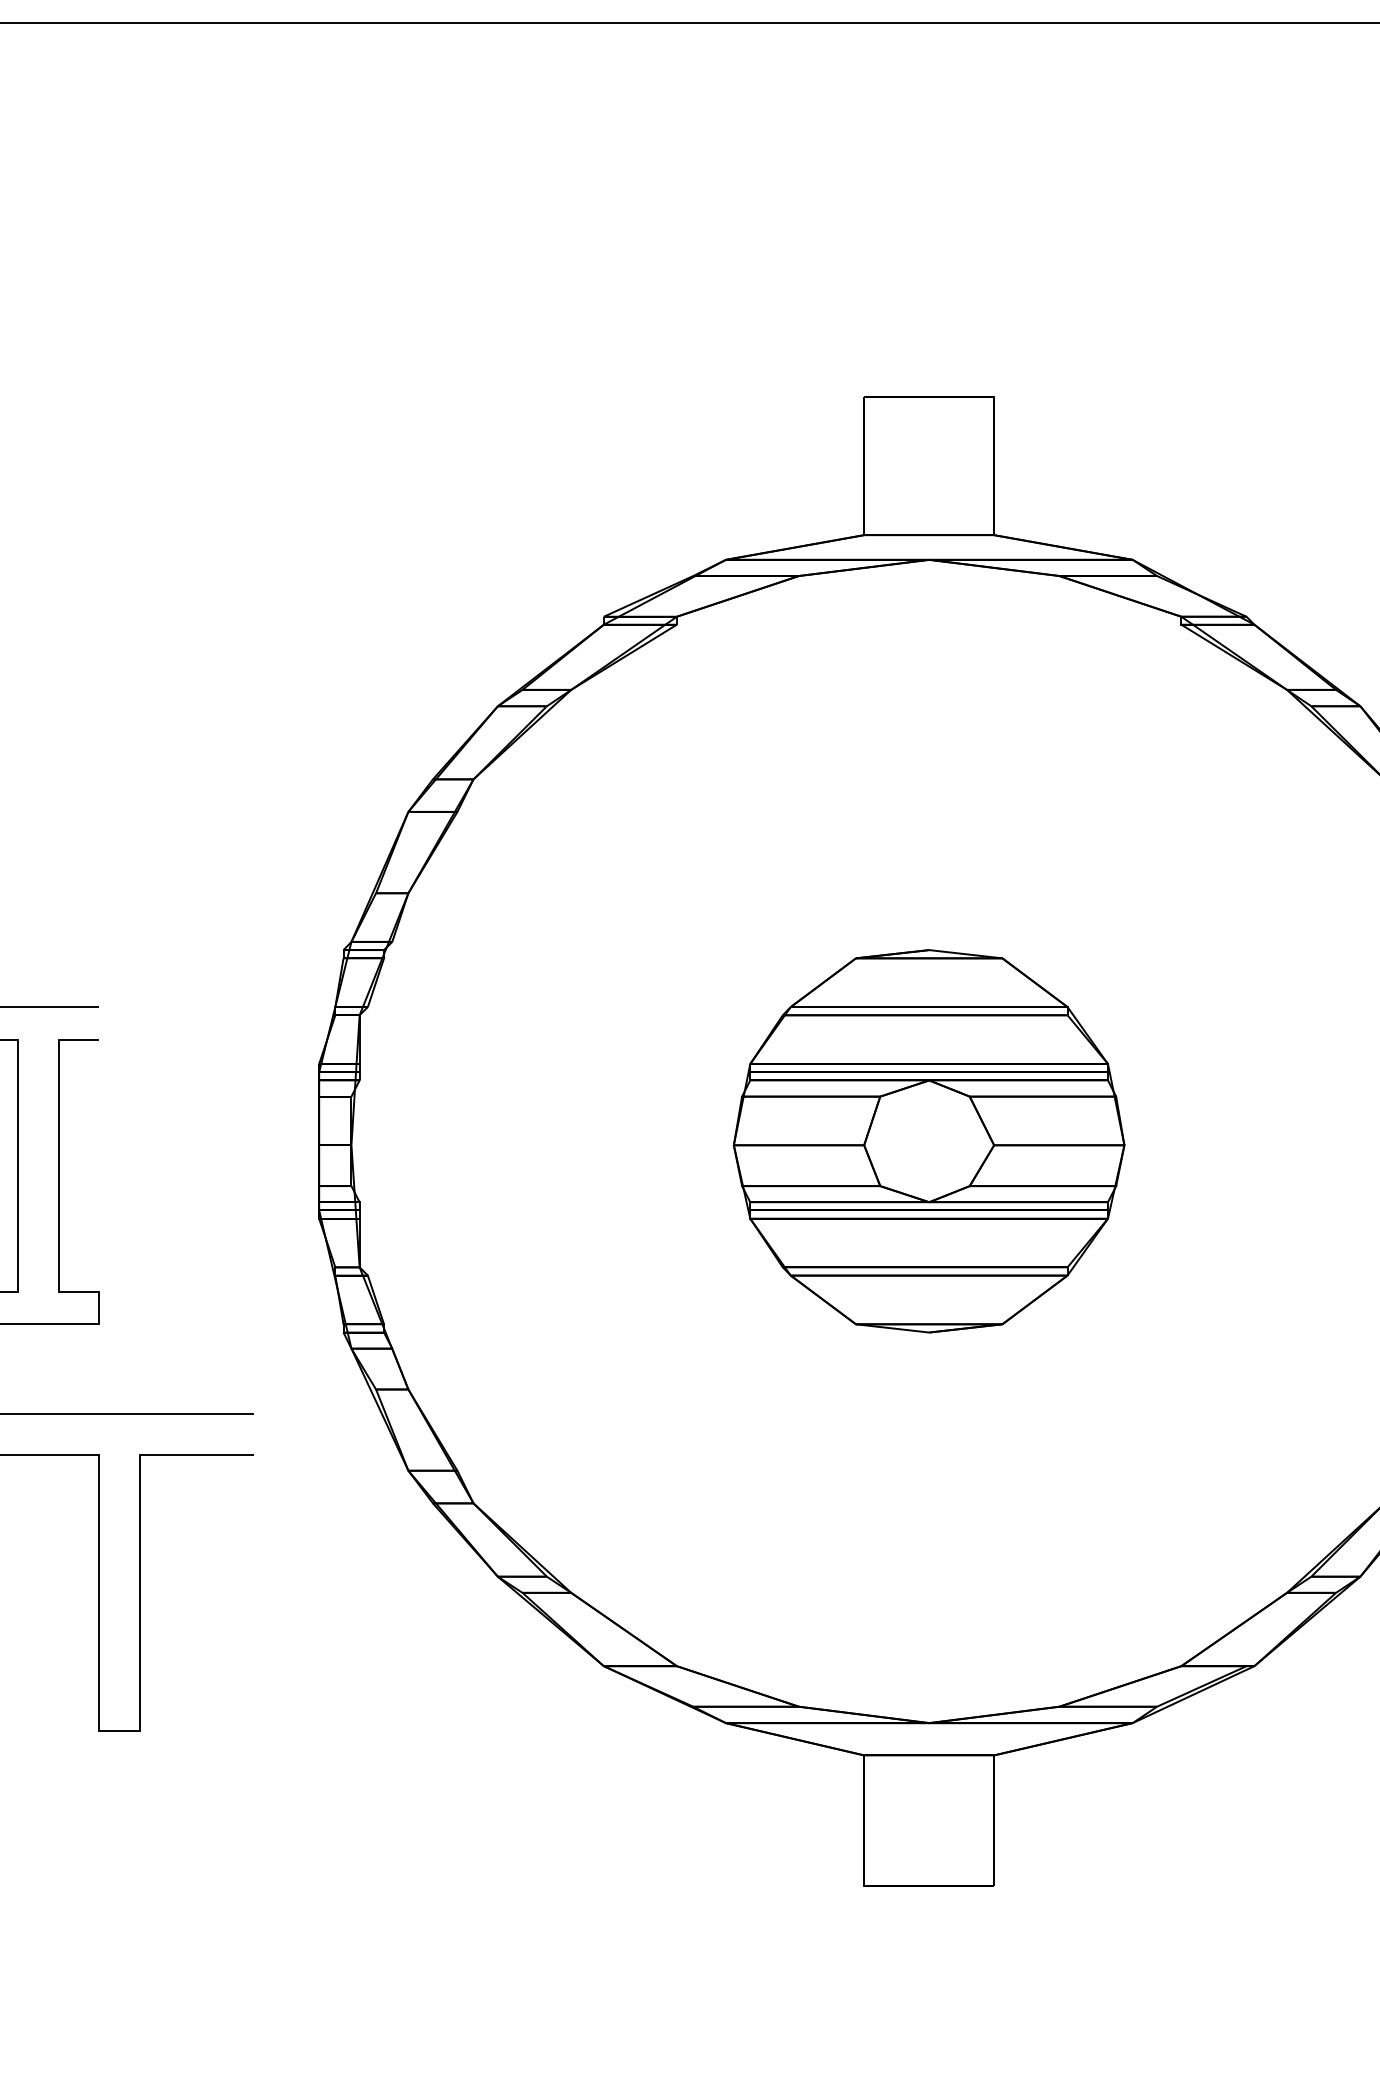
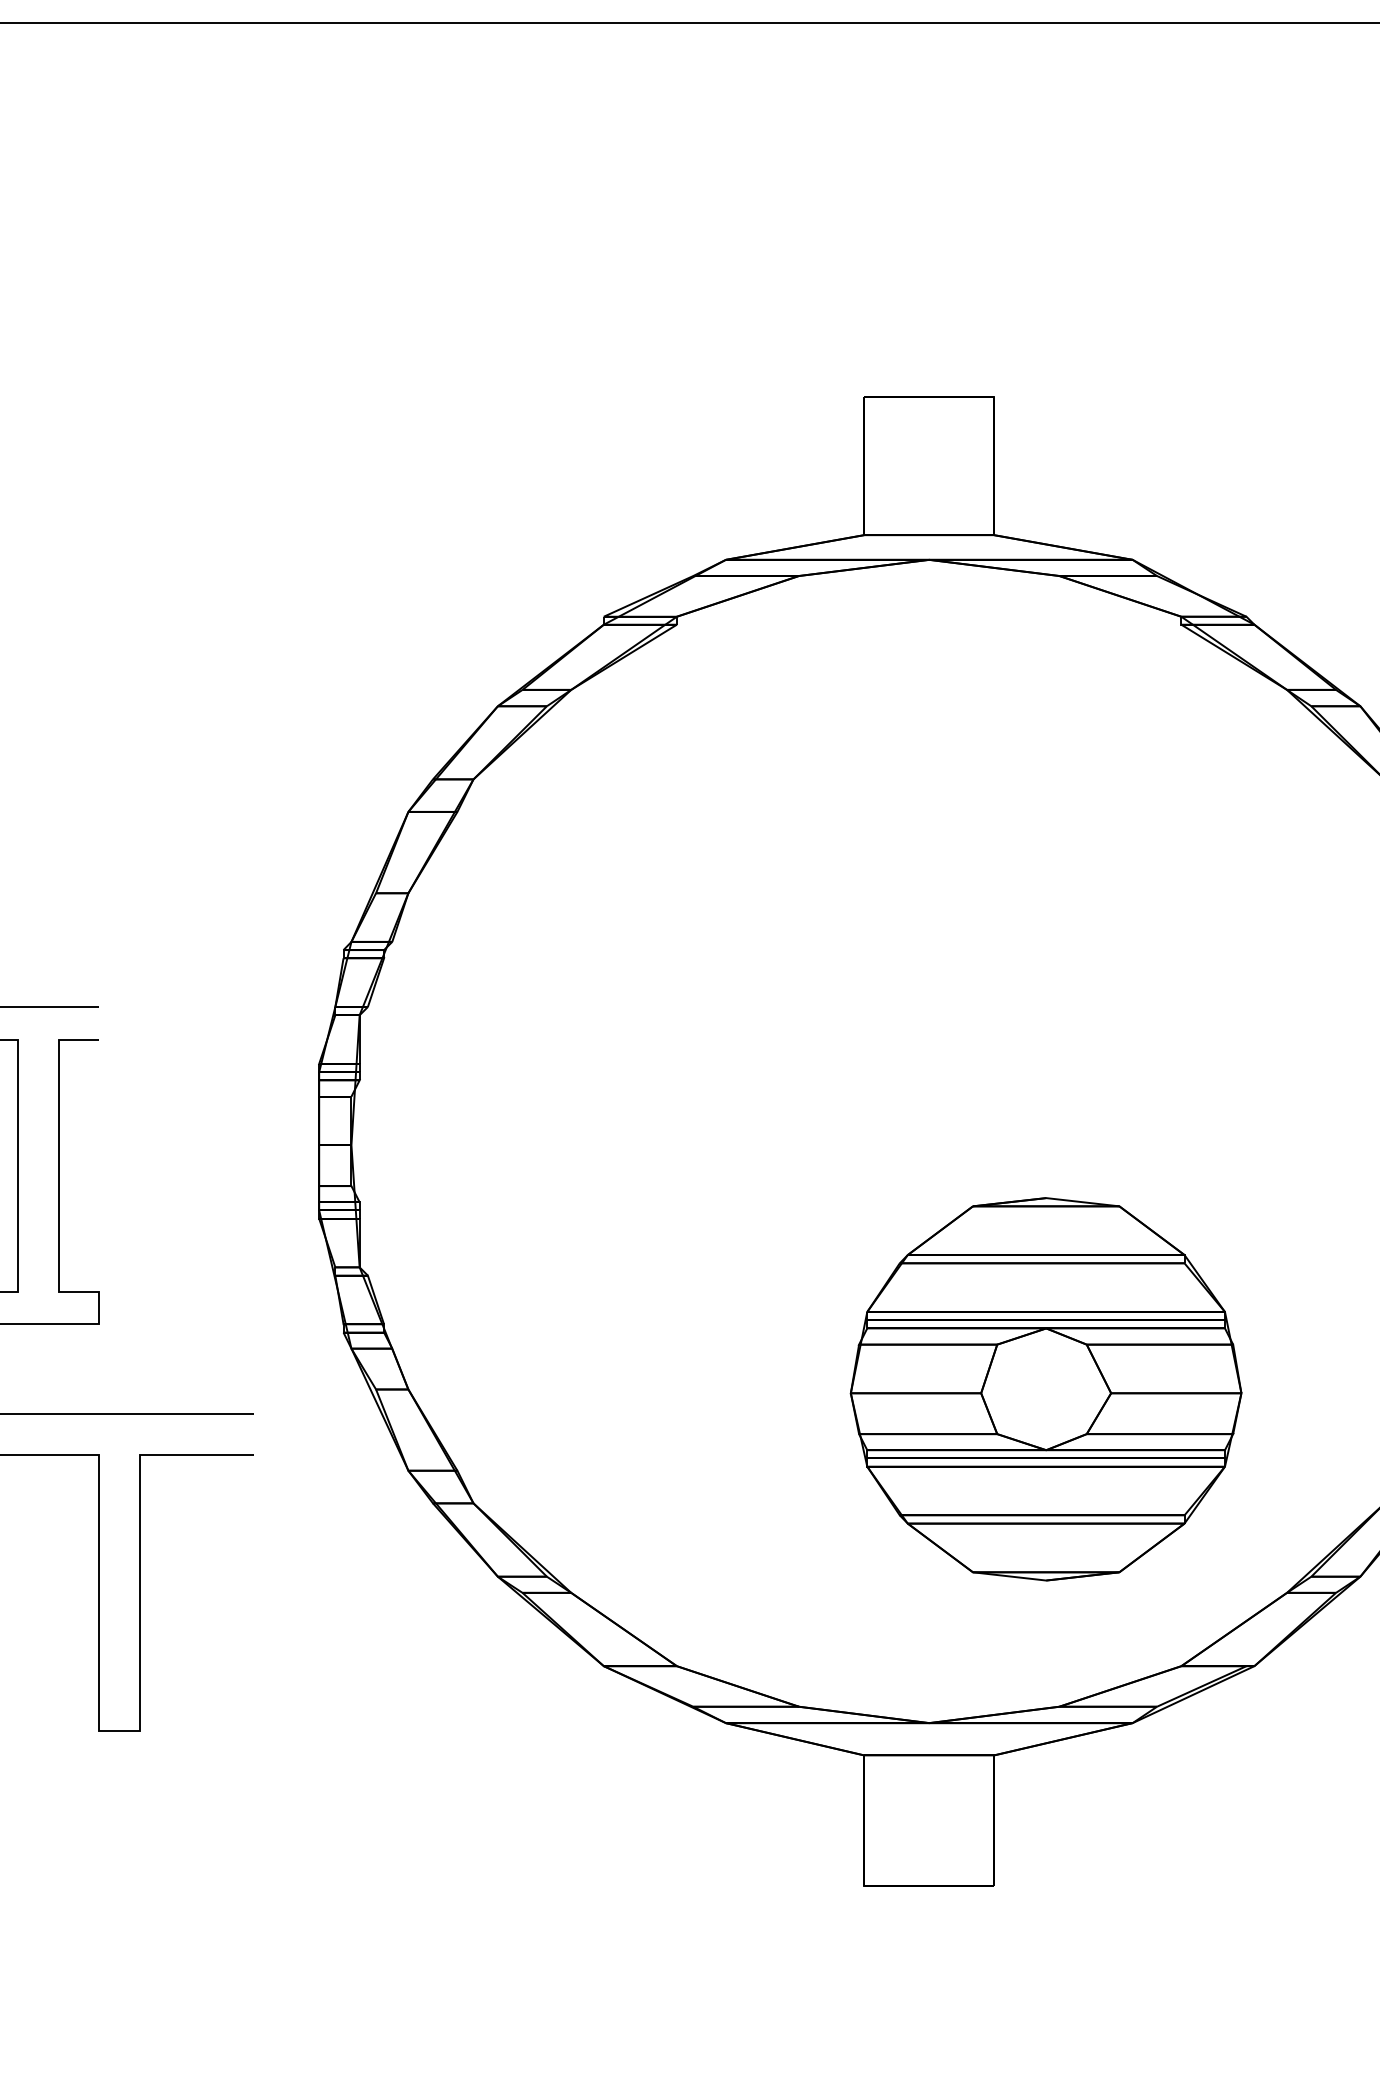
part position: (928, 1141) -> (1045, 1389) (1045, 1389)
